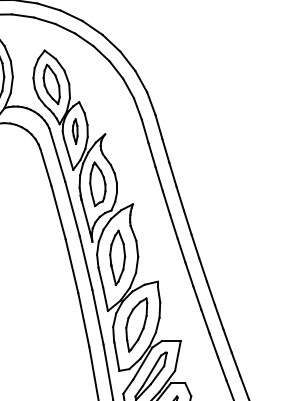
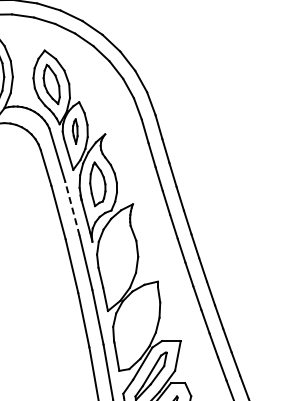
line: solid -> dashed (72, 208)
part: present -> none (117, 257)
part: present -> none (136, 324)
